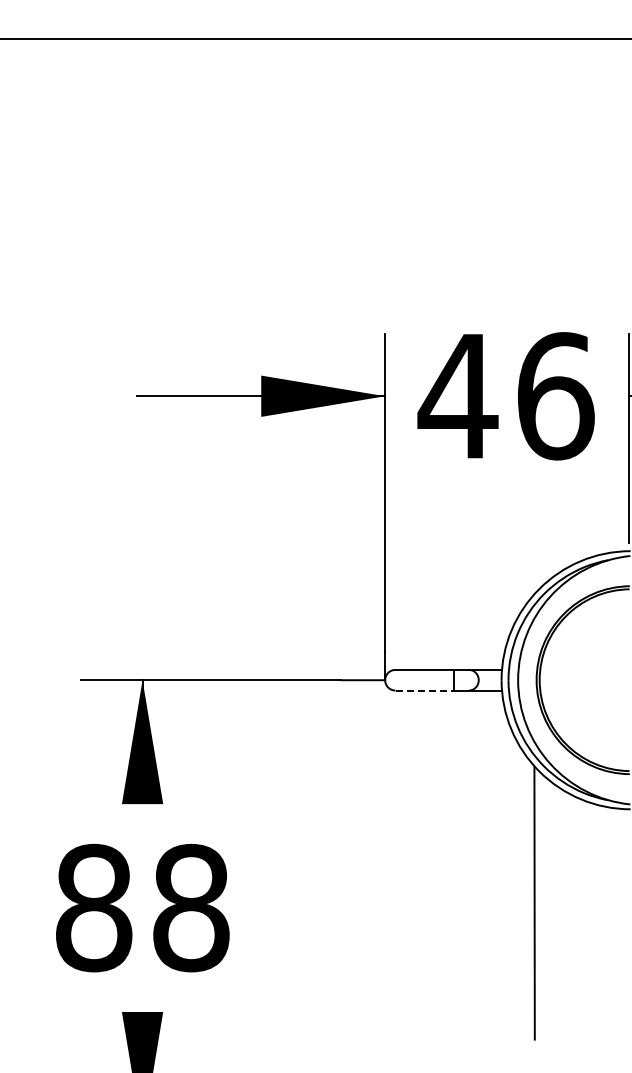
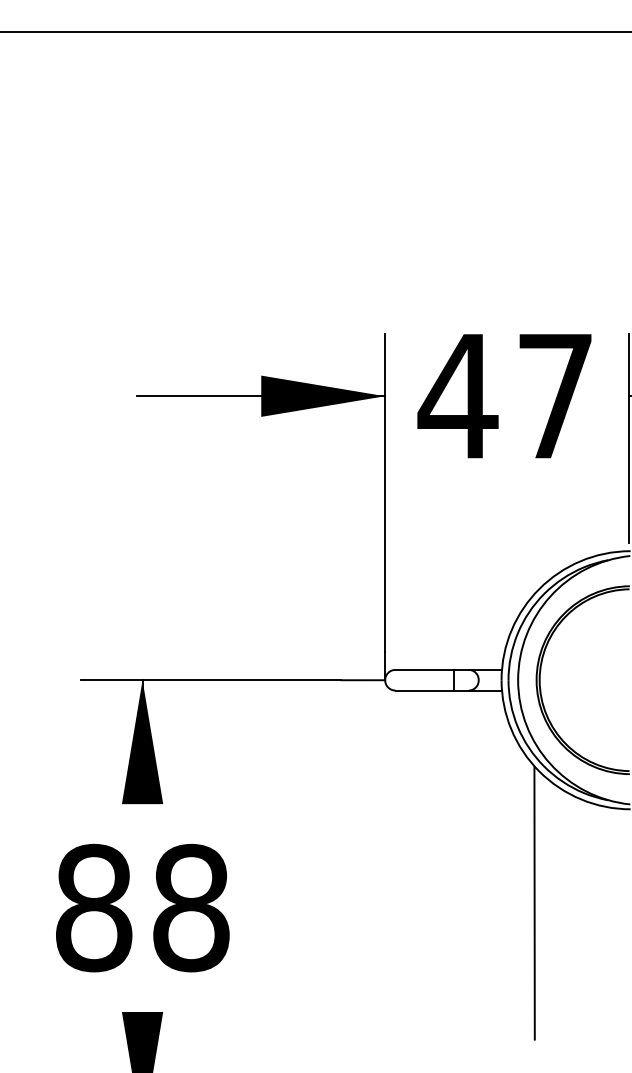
line position: (315, 39) -> (315, 32) (315, 32)
text: 46 -> 47 (556, 396)
line: dashed -> solid (425, 690)
